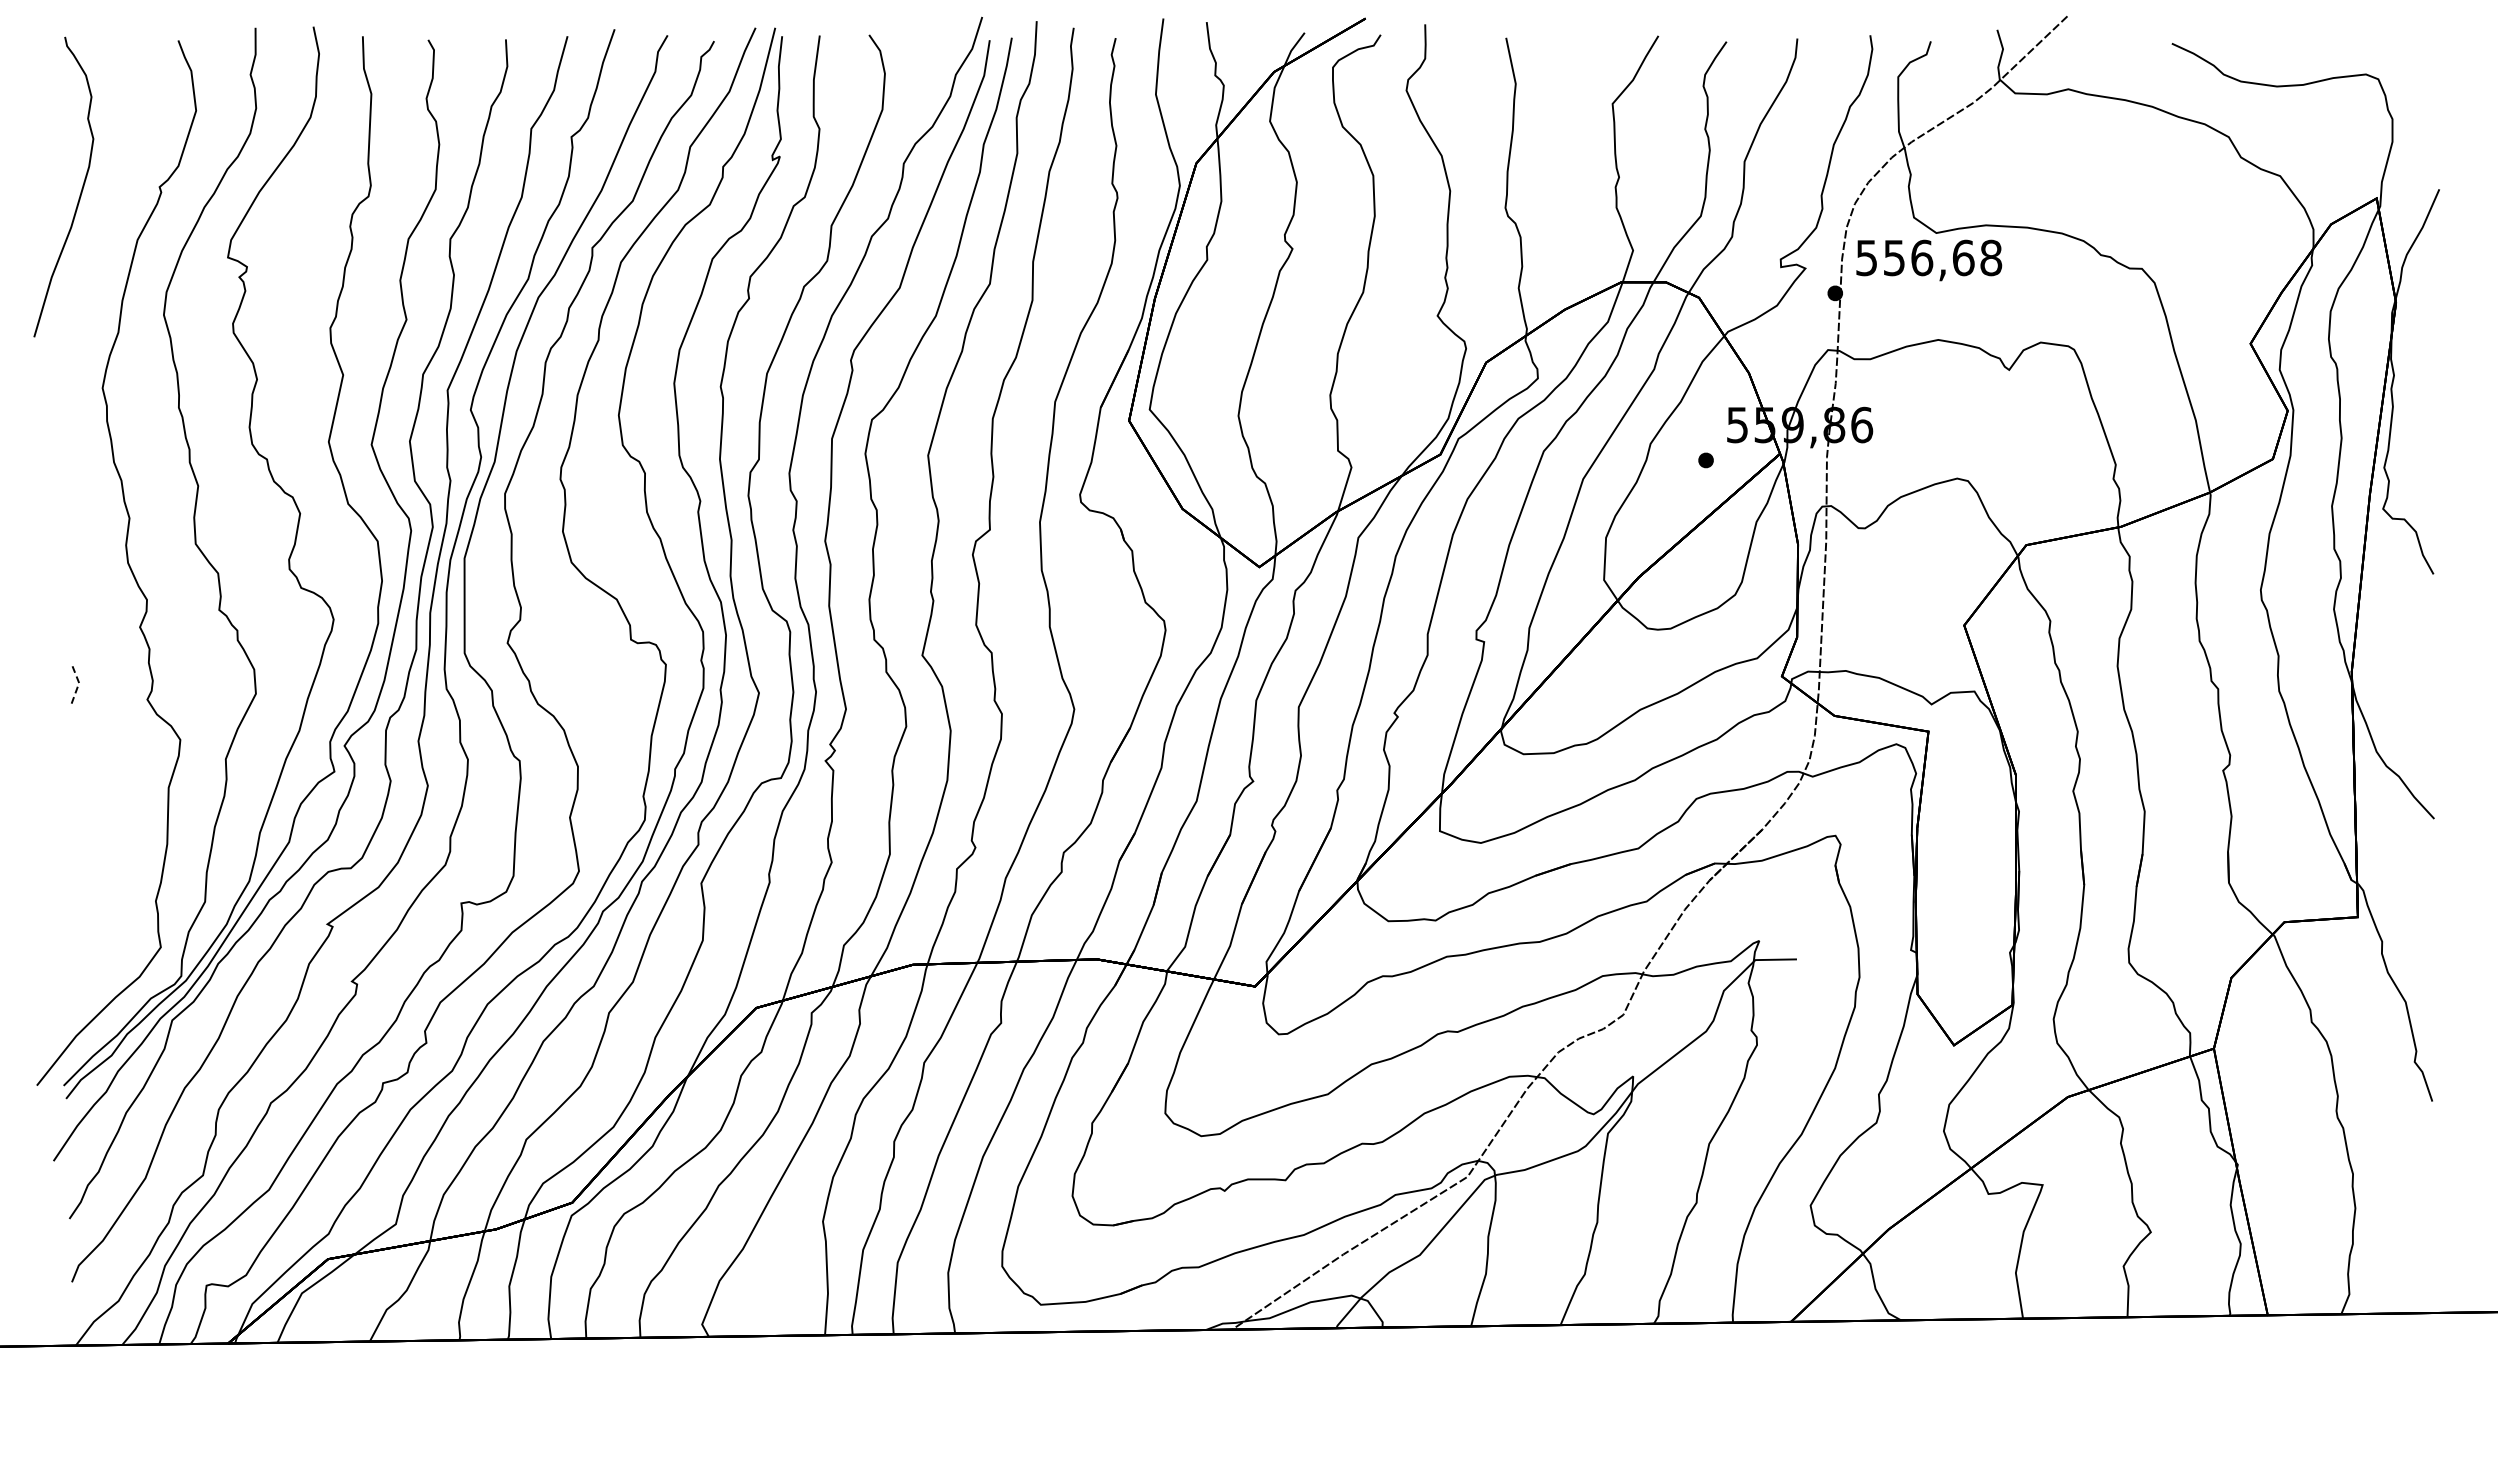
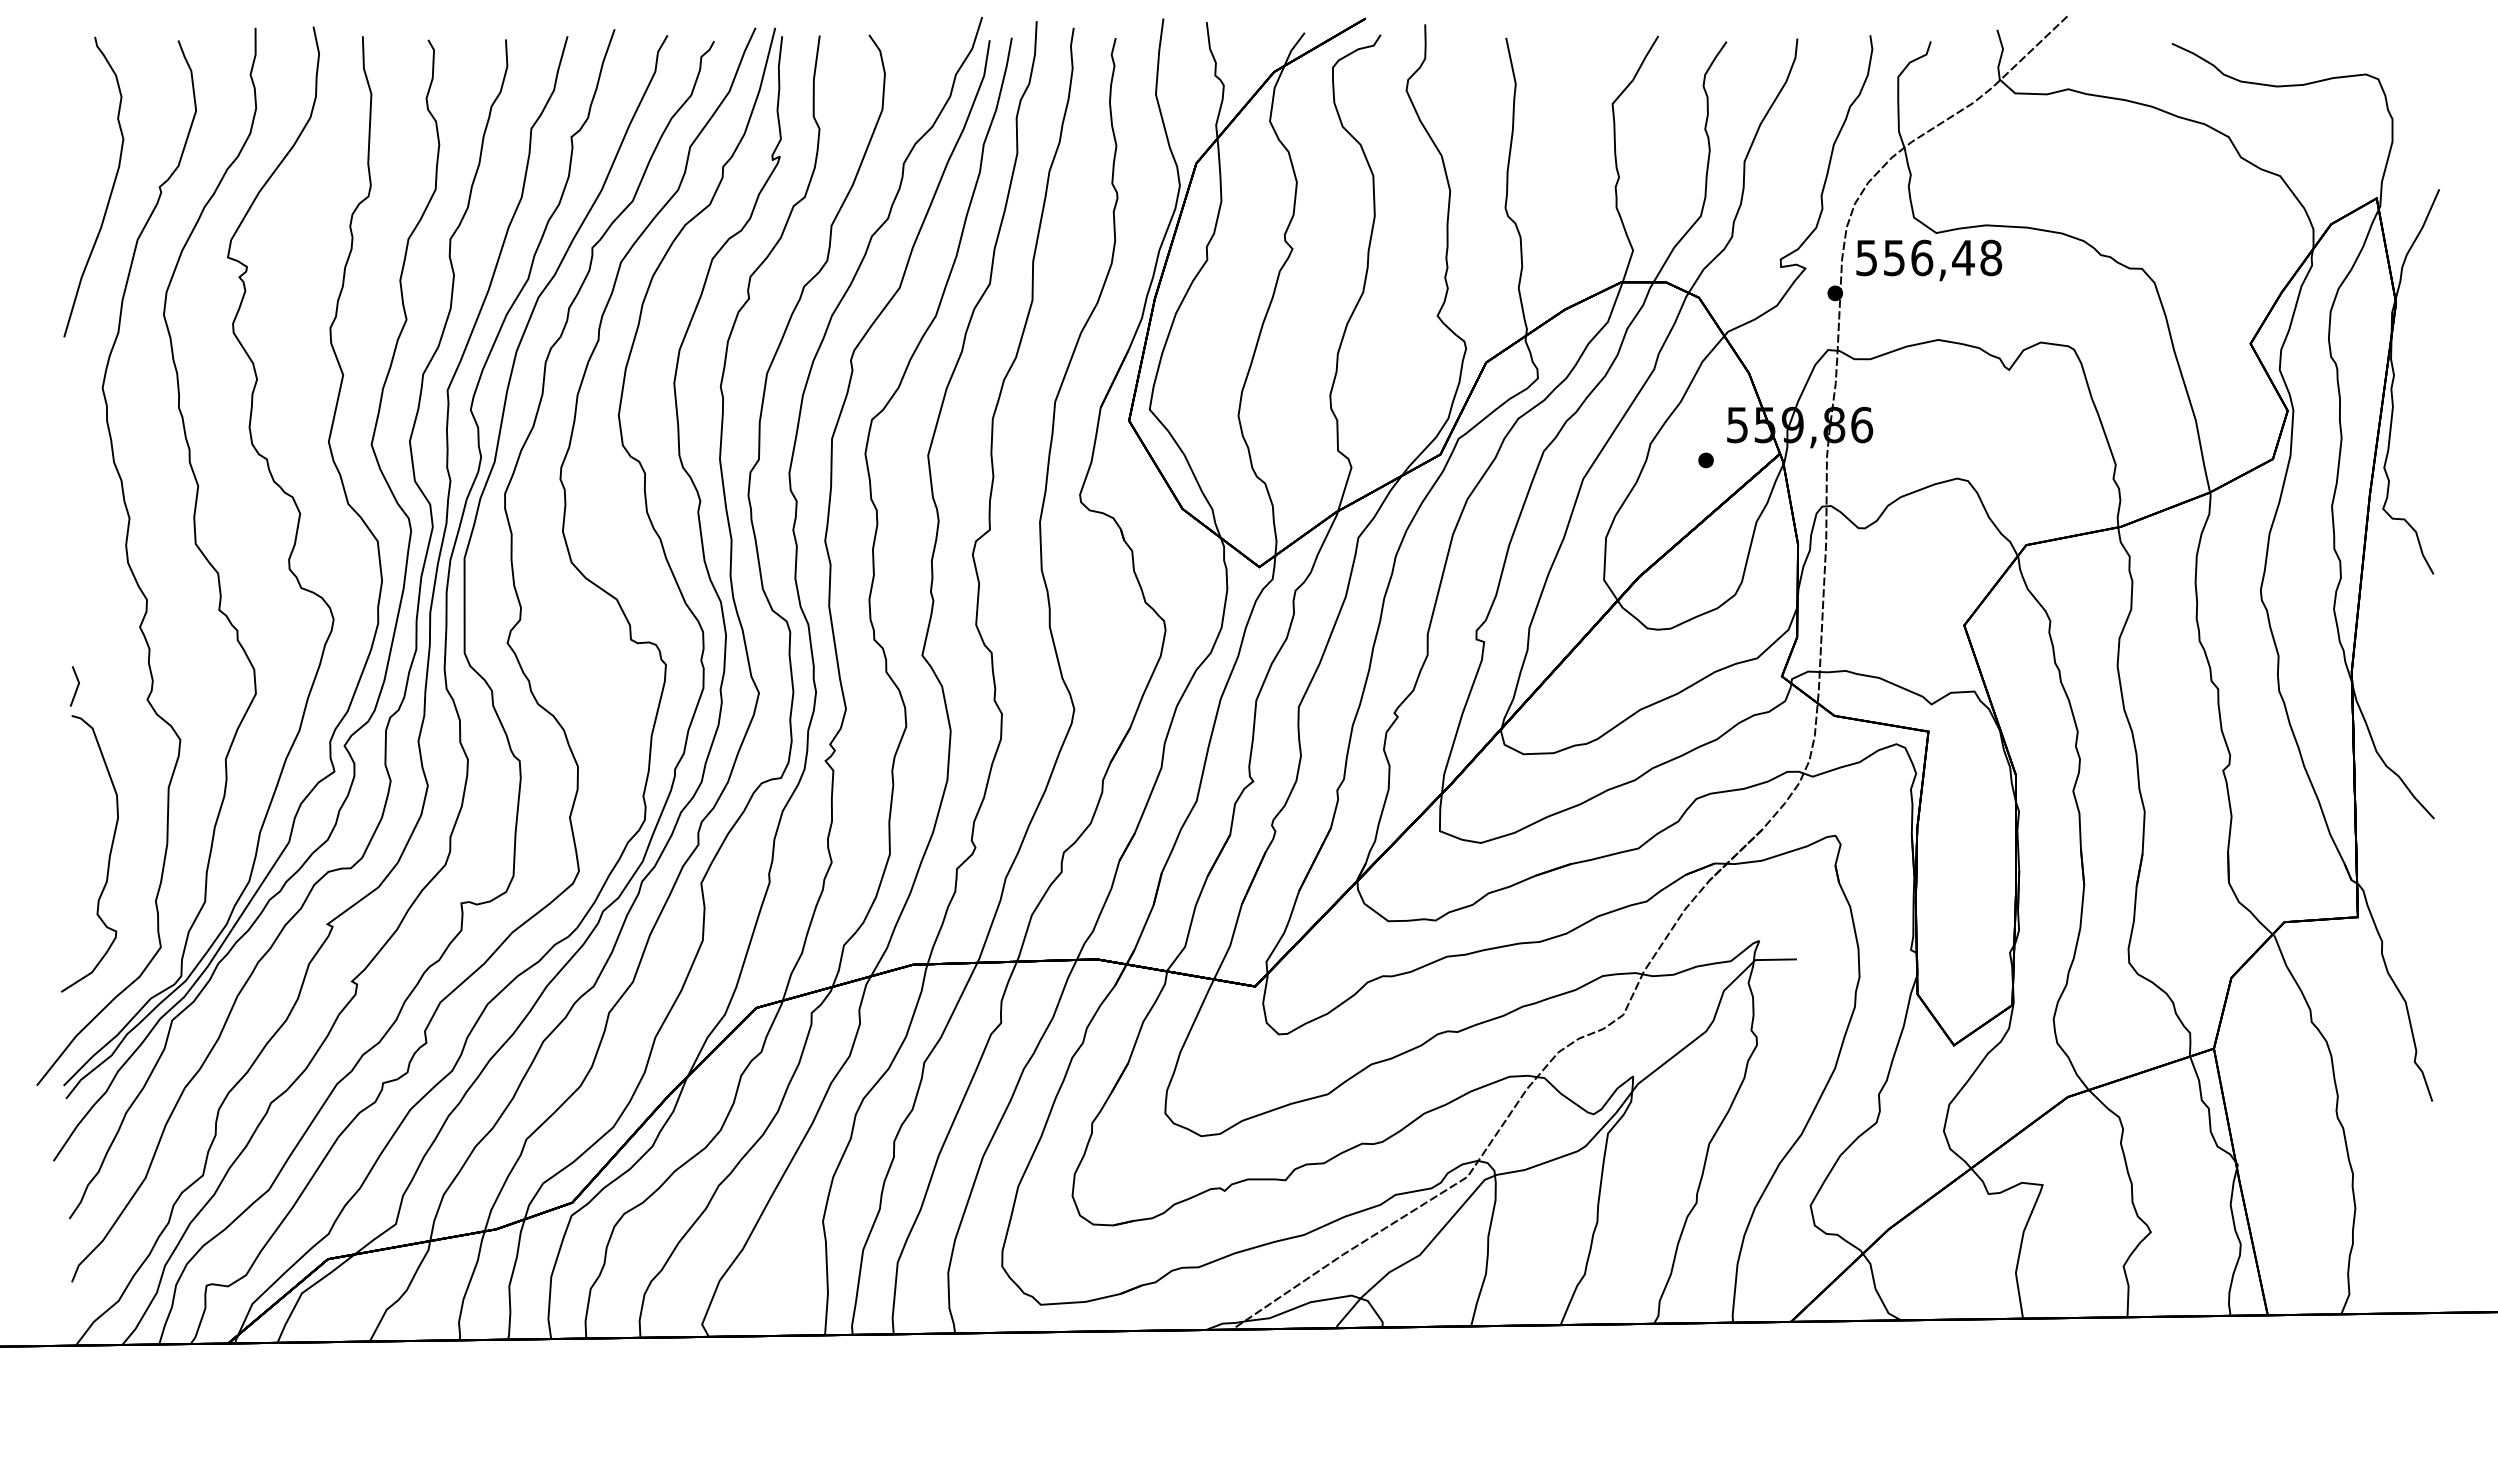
curve position: (80, 191) -> (110, 191) (110, 191)
text: 556,68 -> 556,48 (1963, 257)
line: dashed -> solid (78, 685)
curve: none -> present (108, 857)
